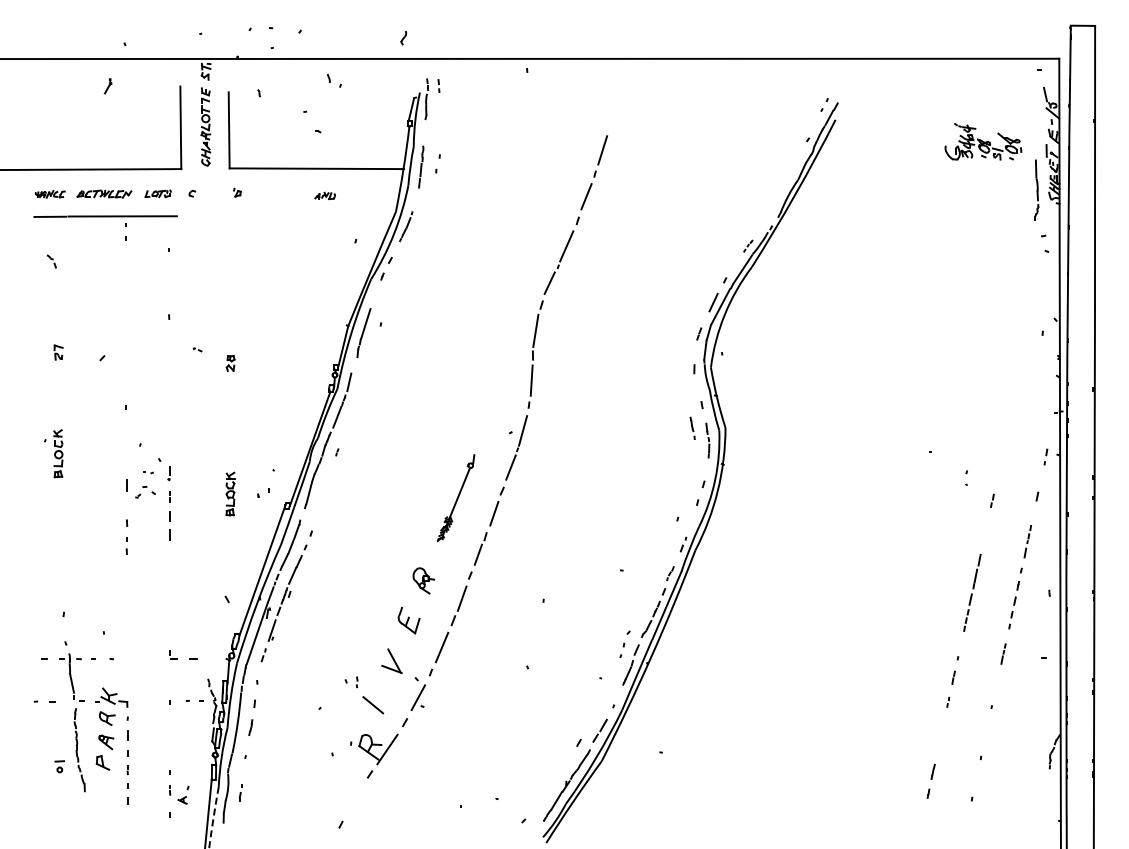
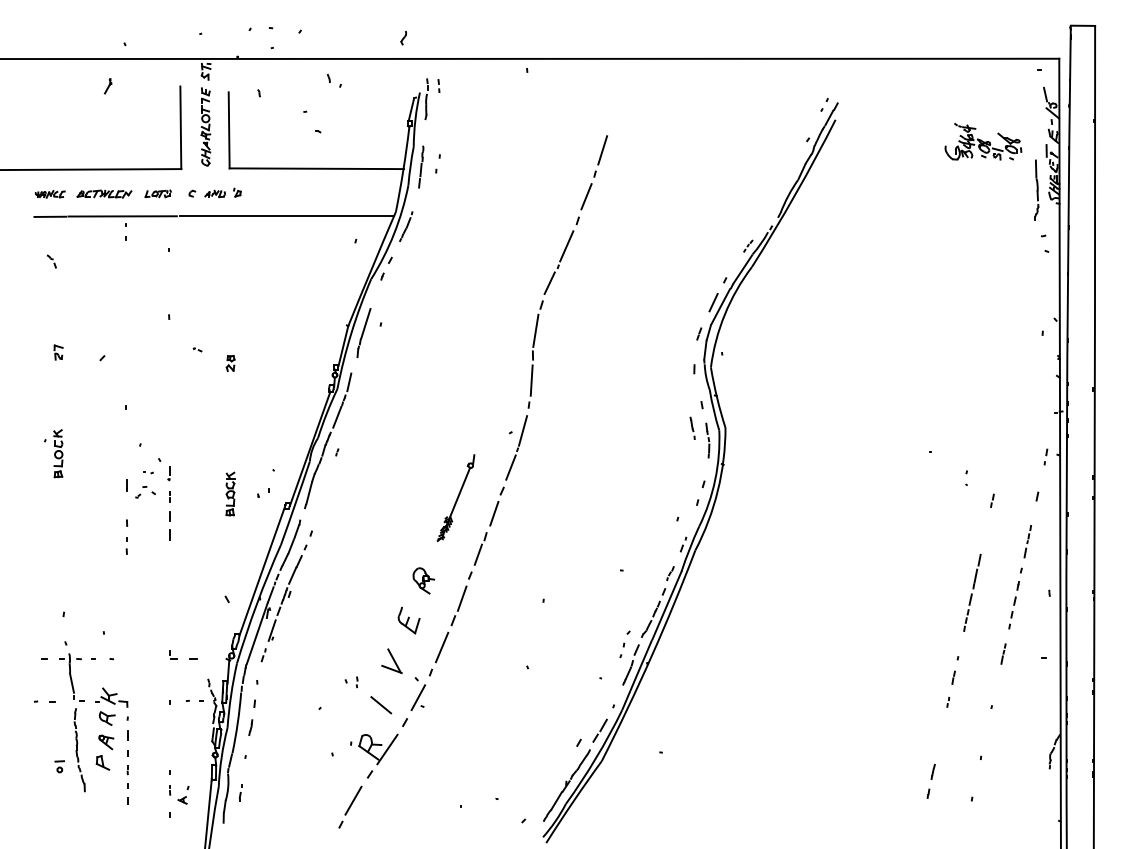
part position: (324, 195) -> (214, 193) (214, 193)
line: none -> present (286, 216)
line position: (373, 705) -> (381, 705) (381, 705)
line: none -> present (353, 800)
arc: dashed -> solid (213, 817)
